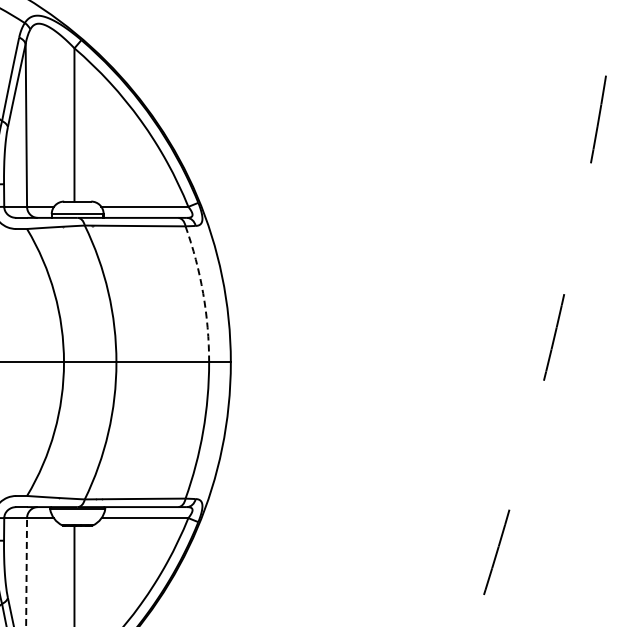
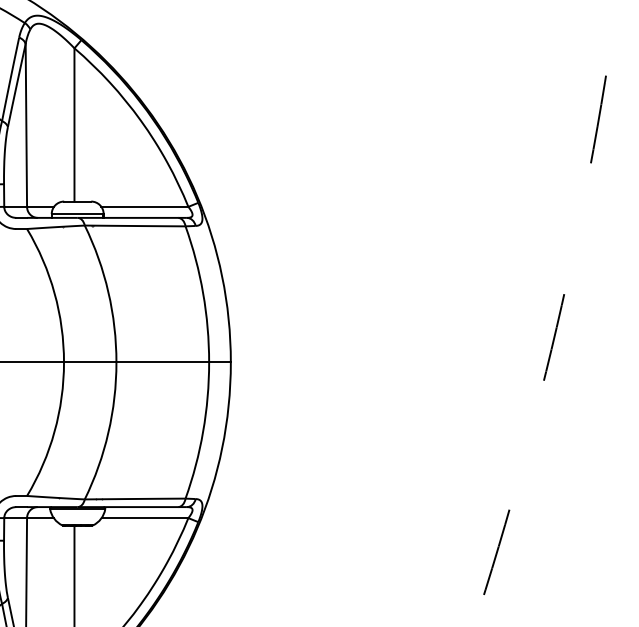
arc: dashed -> solid (203, 293)
line: dashed -> solid (26, 572)
